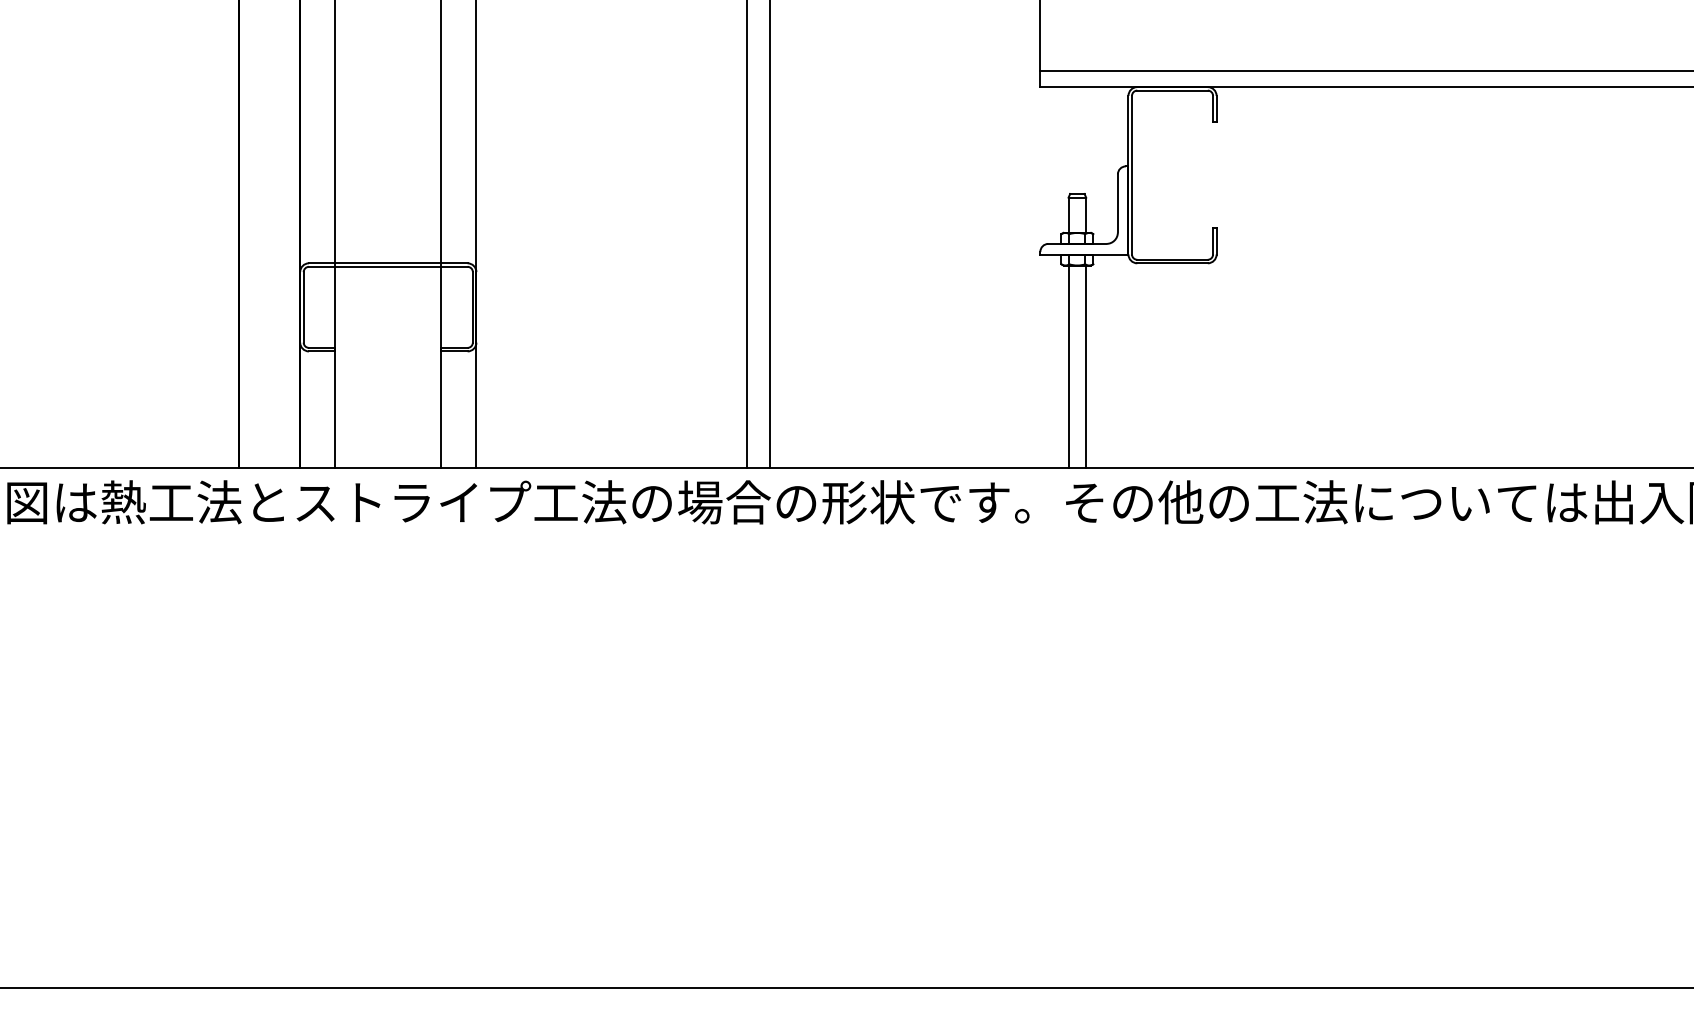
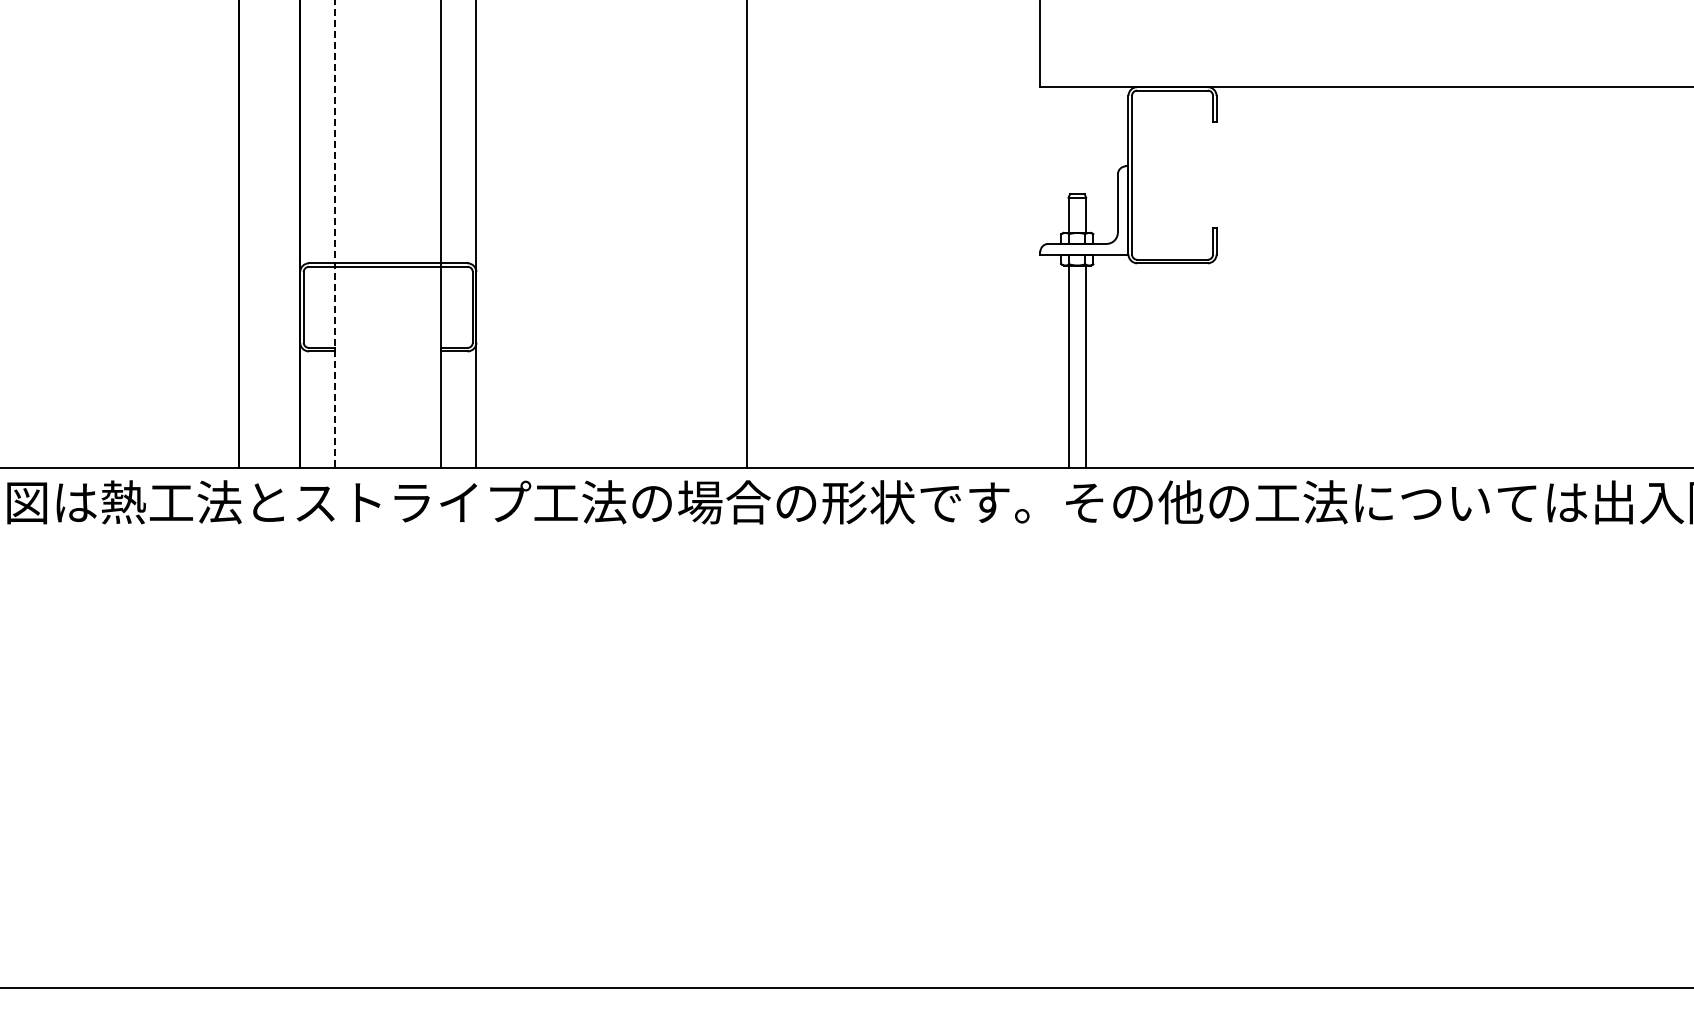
line: present -> none (1365, 71)
line: solid -> dashed (335, 234)
line: present -> none (769, 234)
